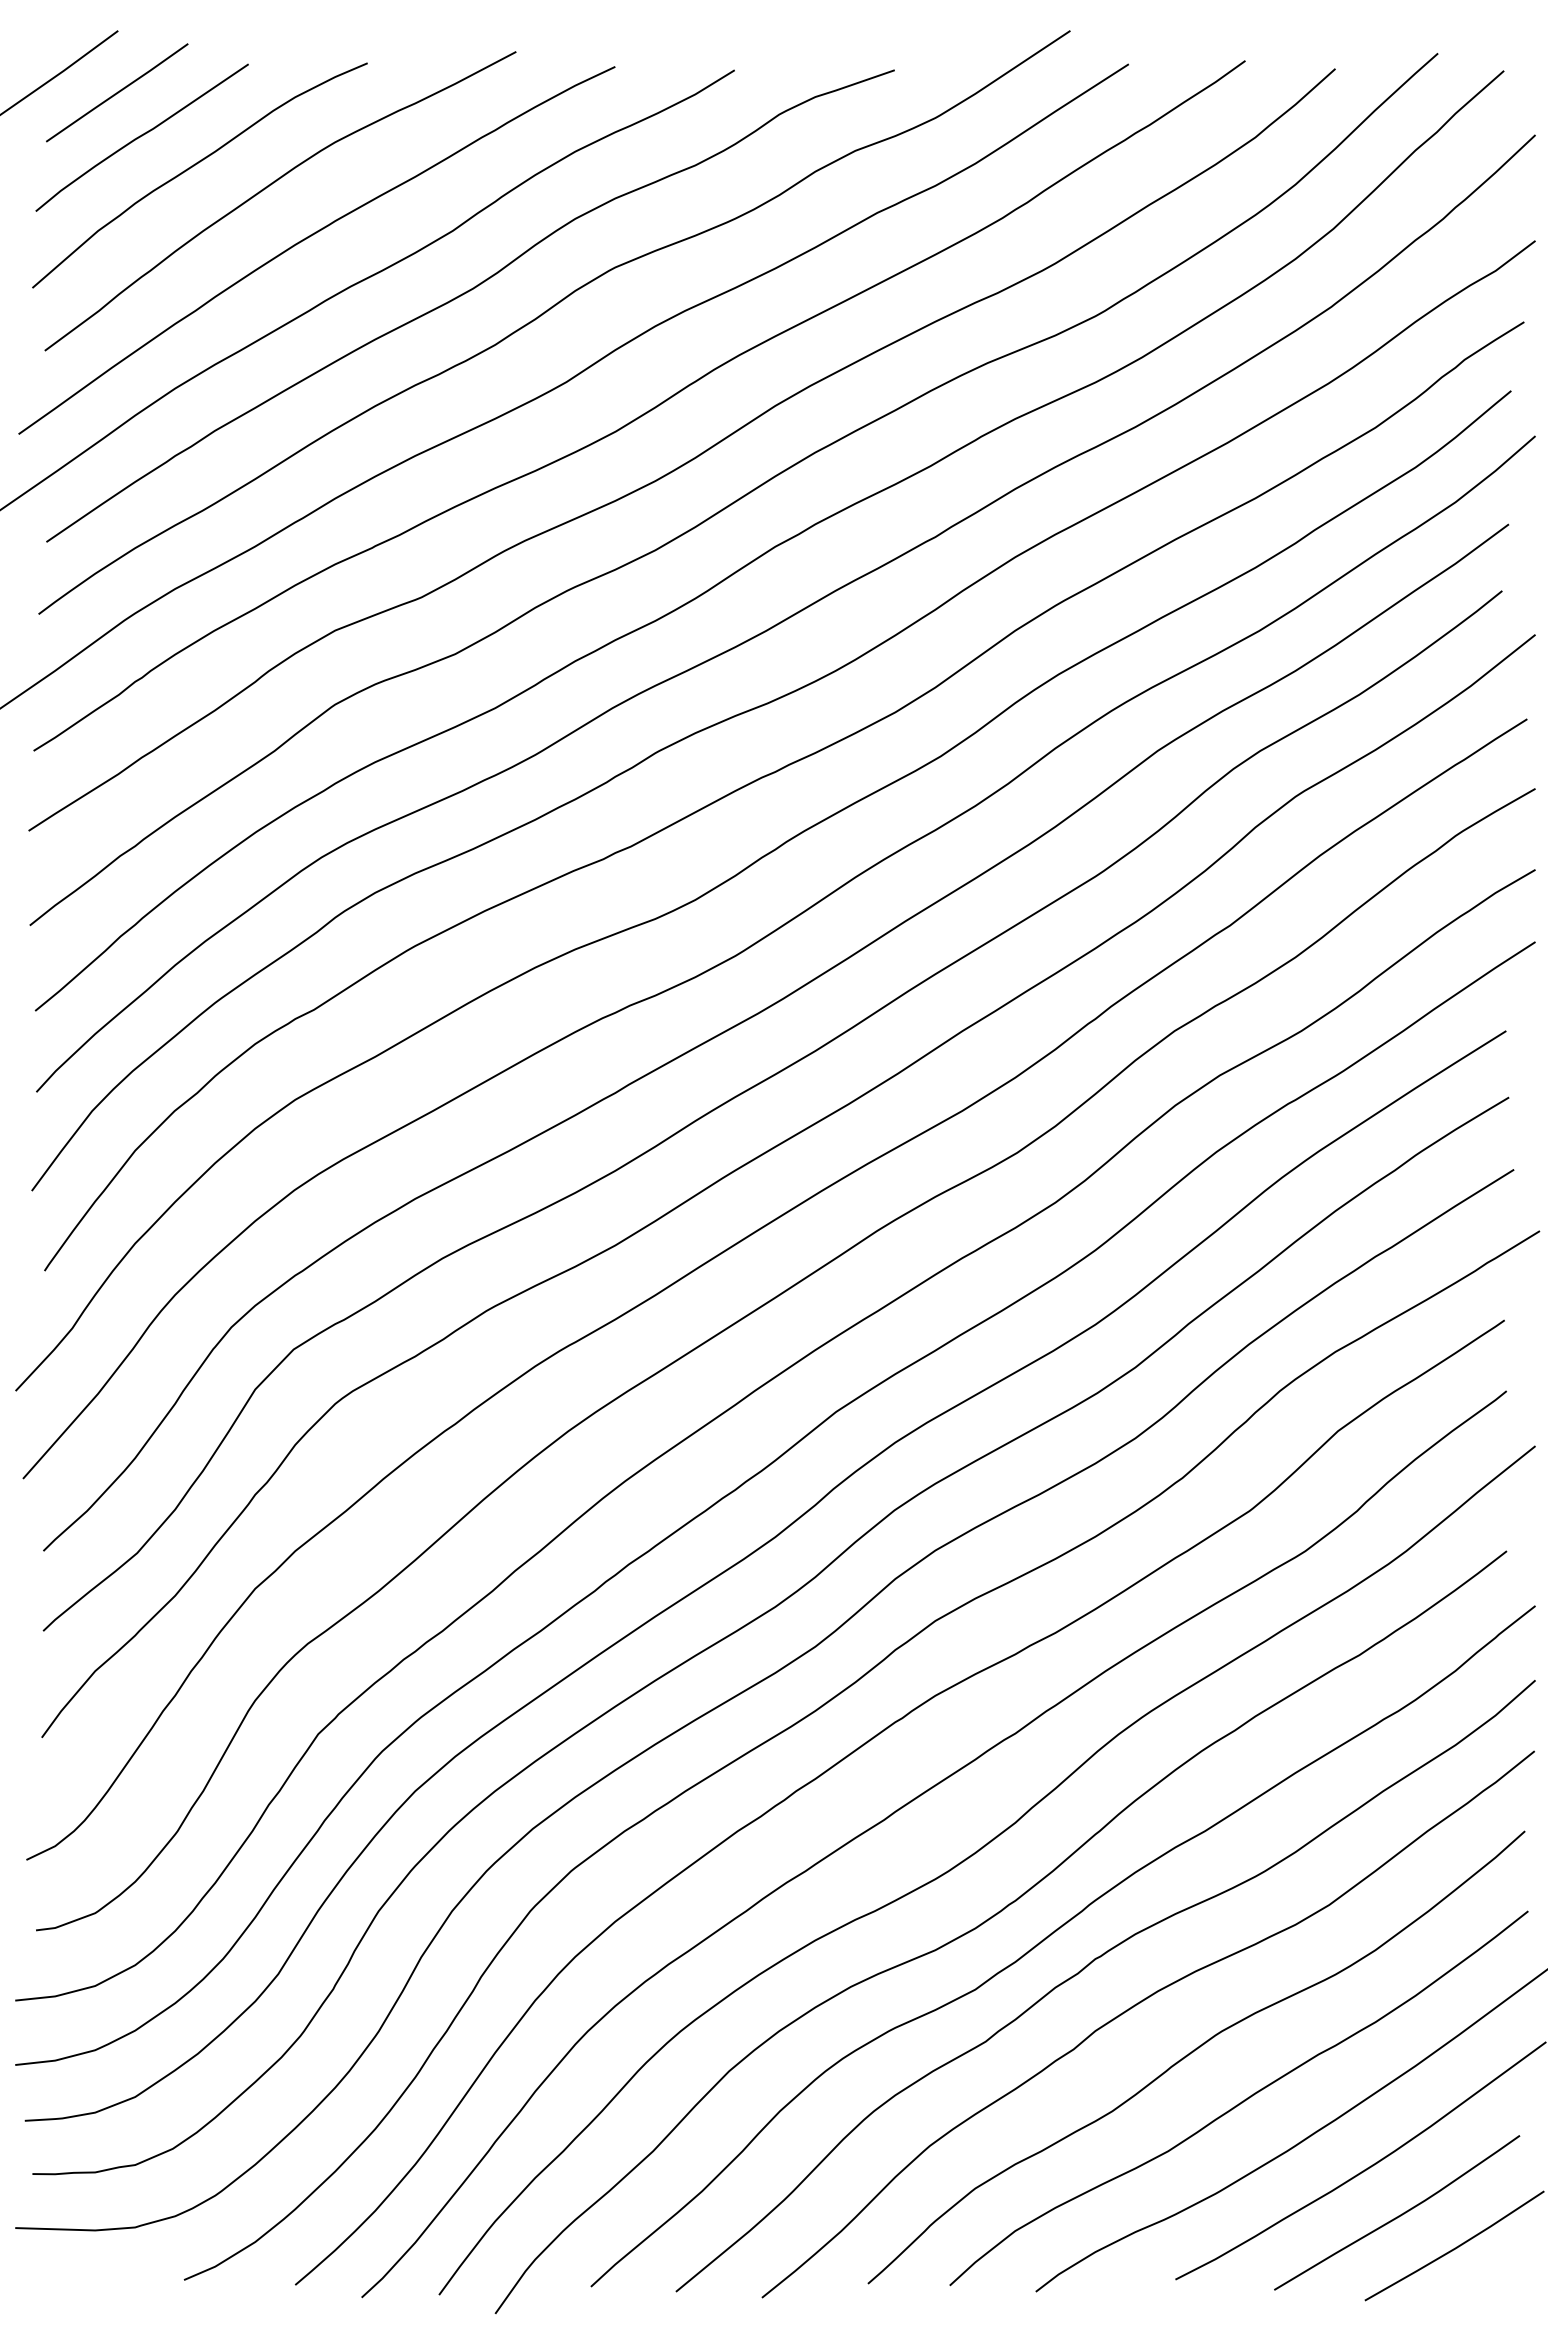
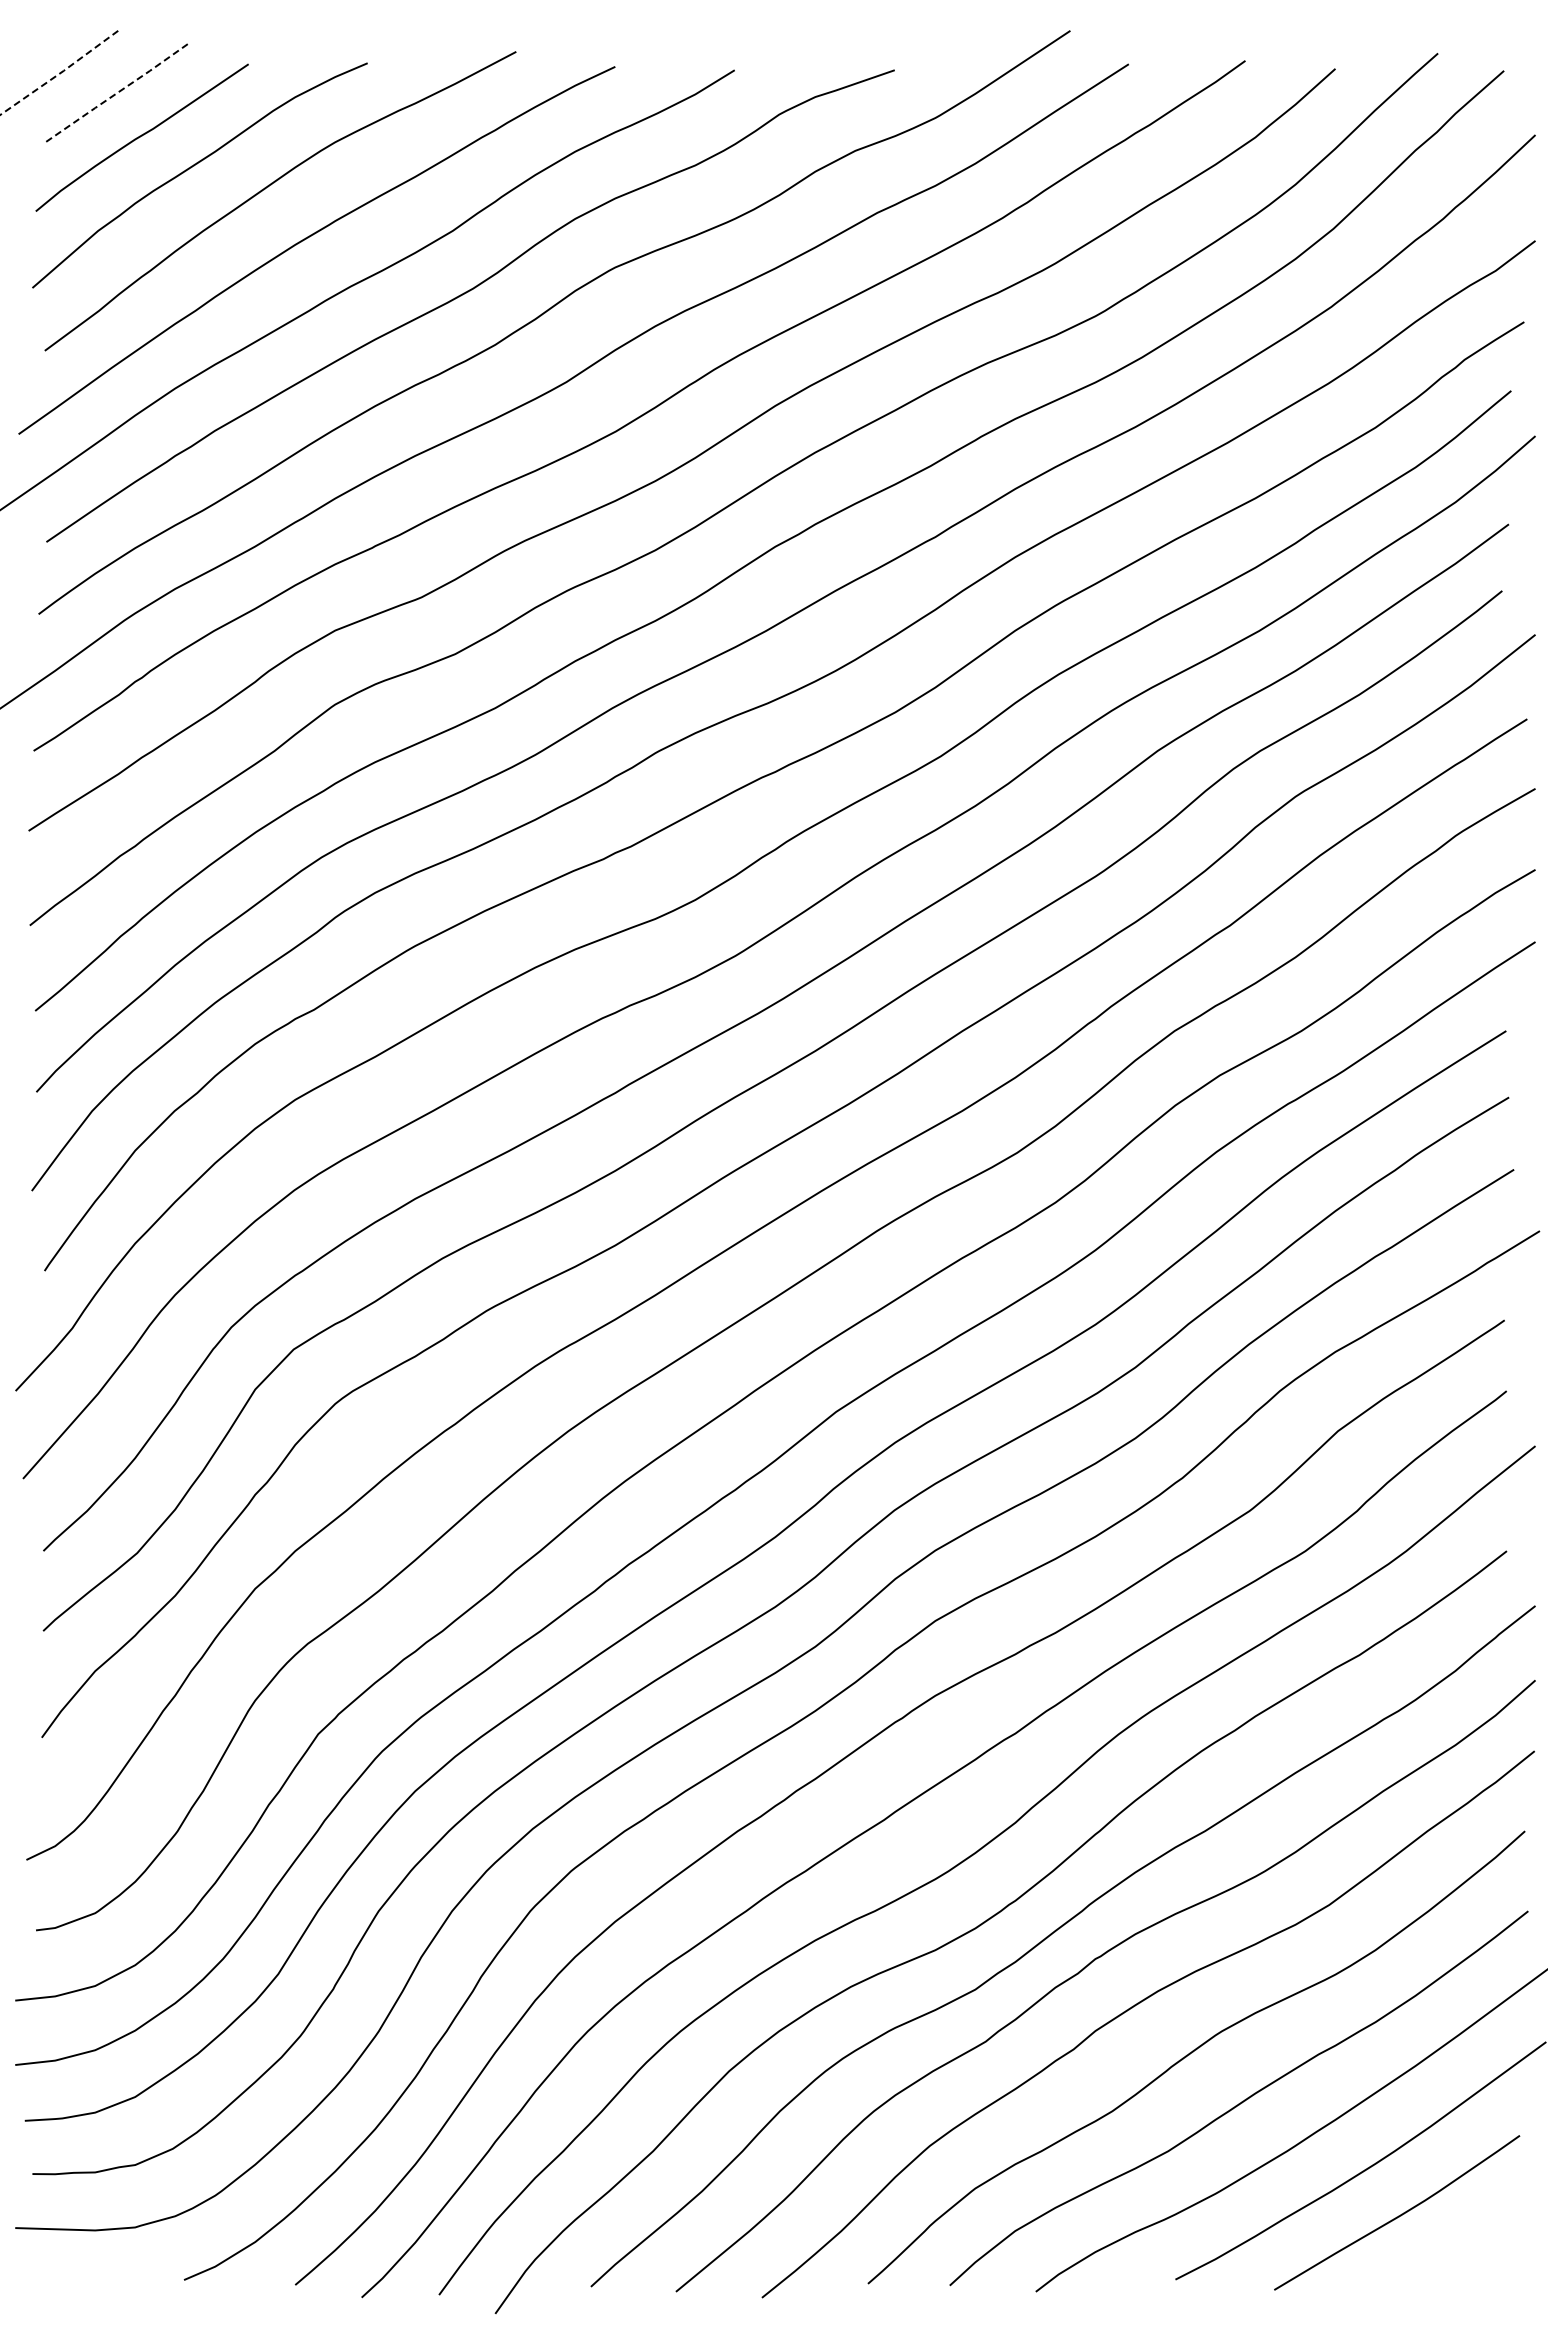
line: solid -> dashed (60, 73)
line: solid -> dashed (117, 93)
line: present -> none (1456, 2246)
